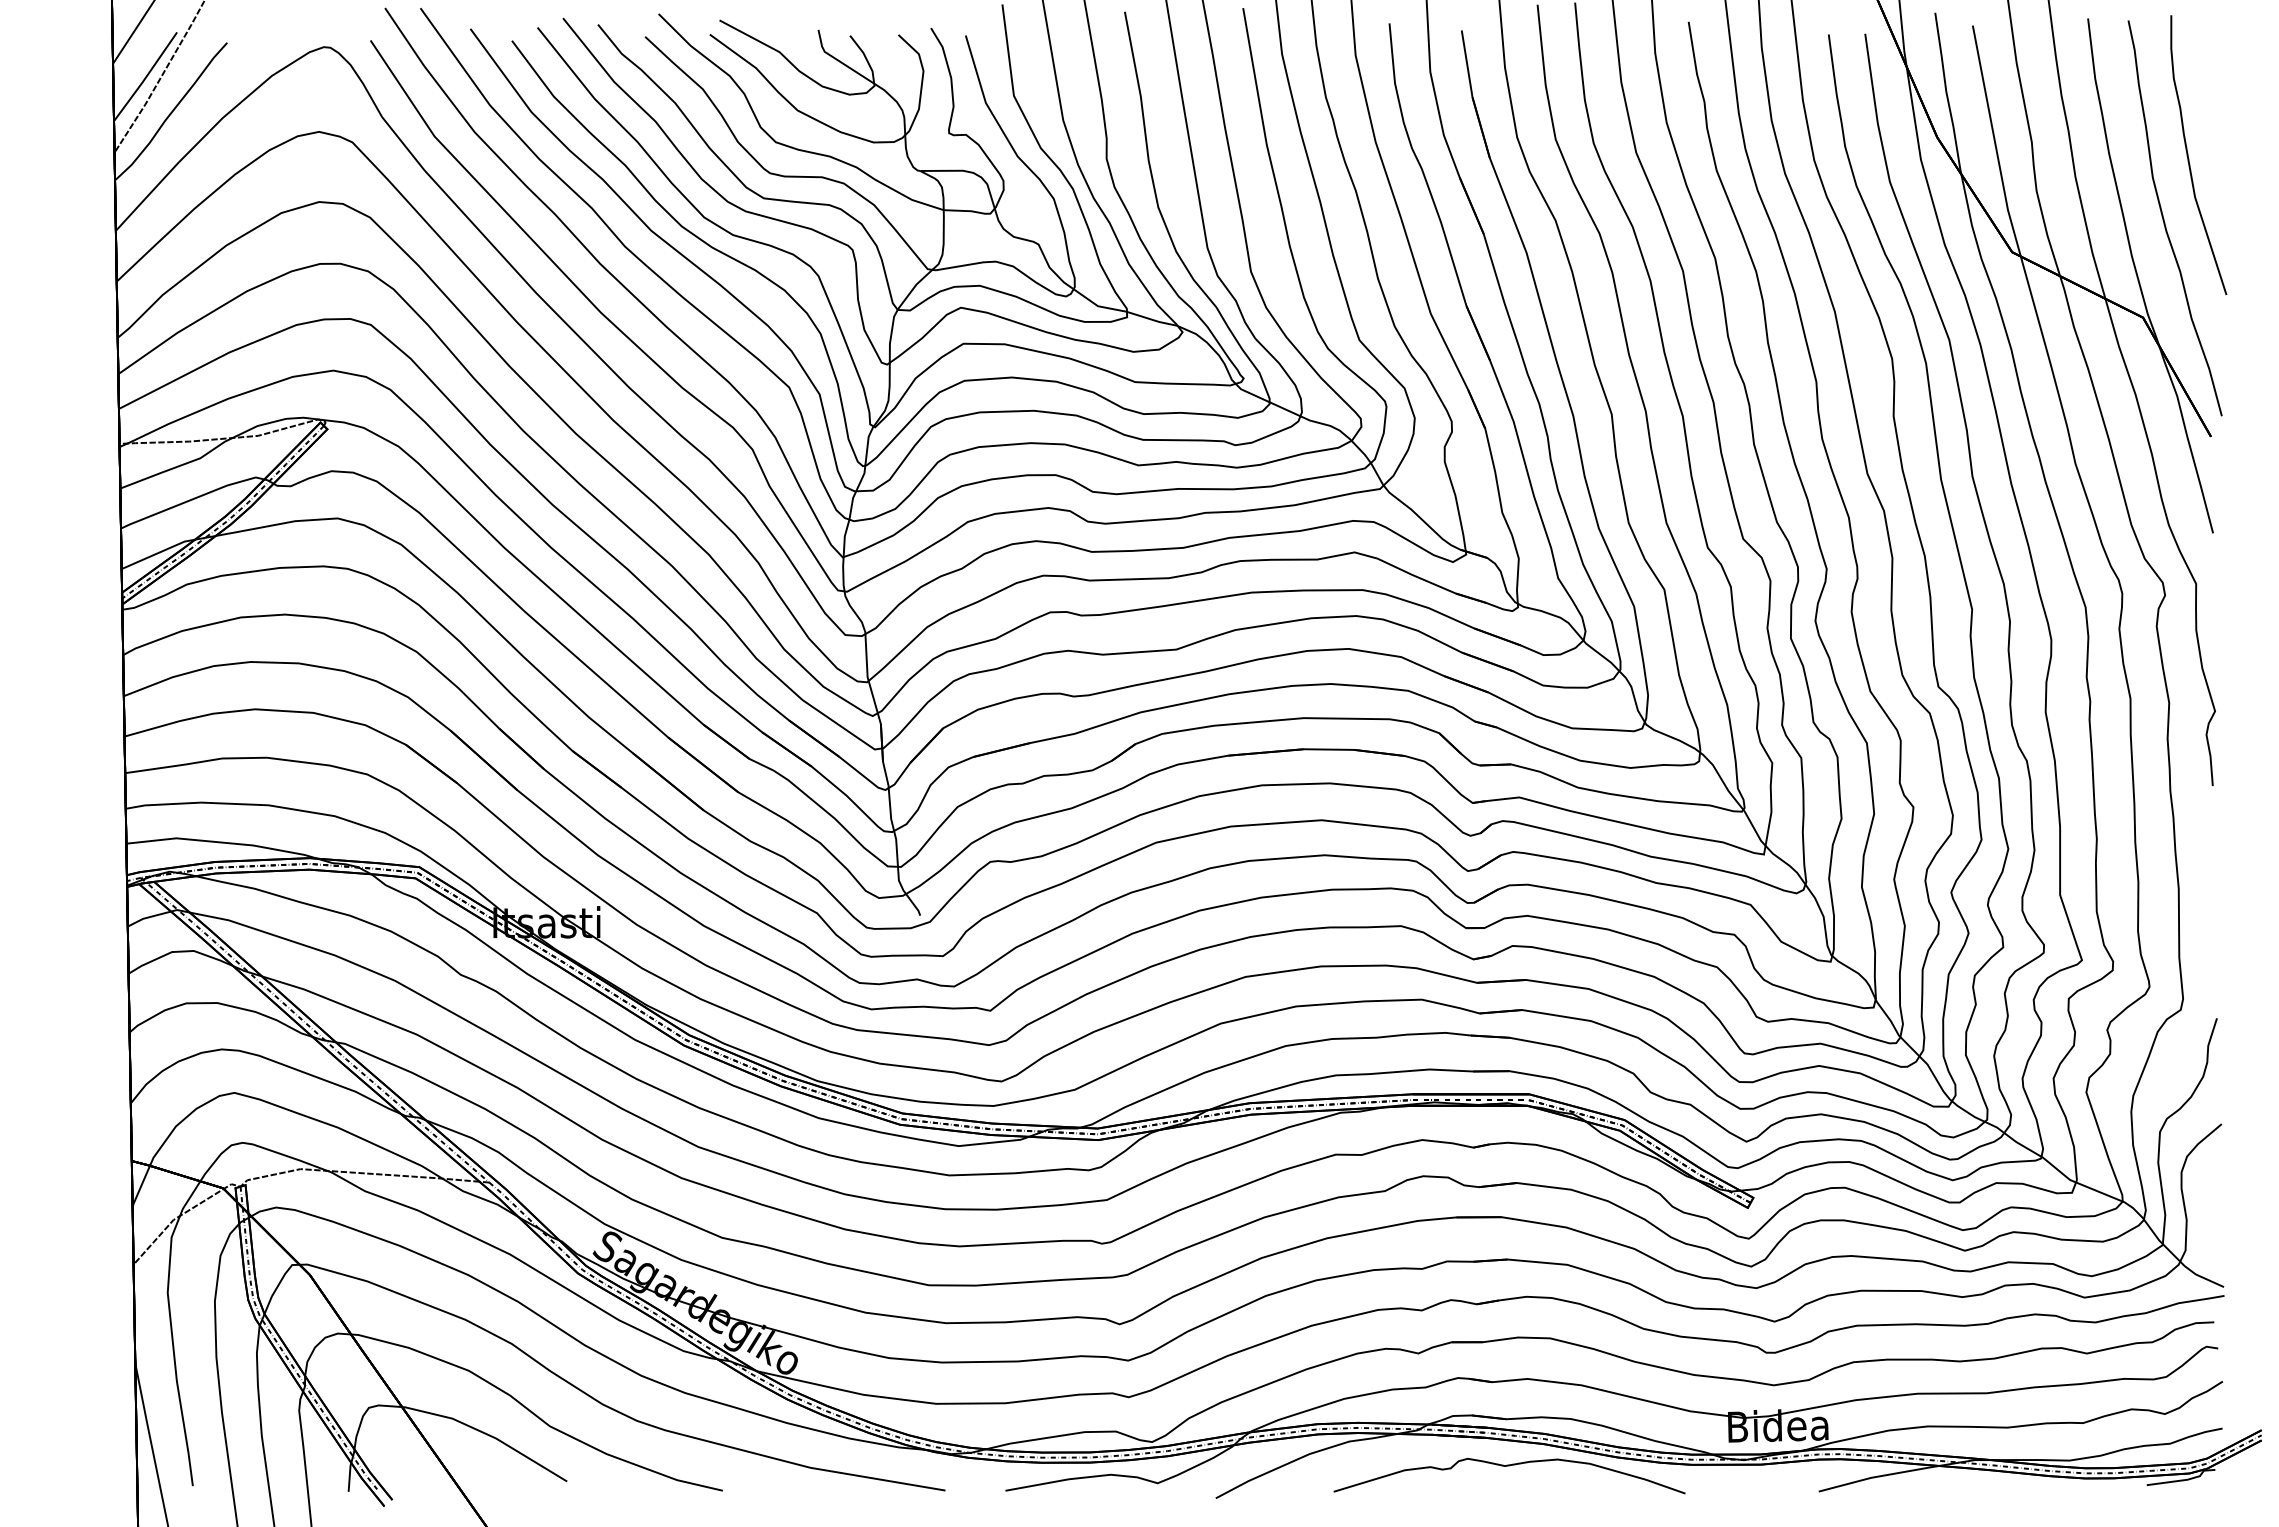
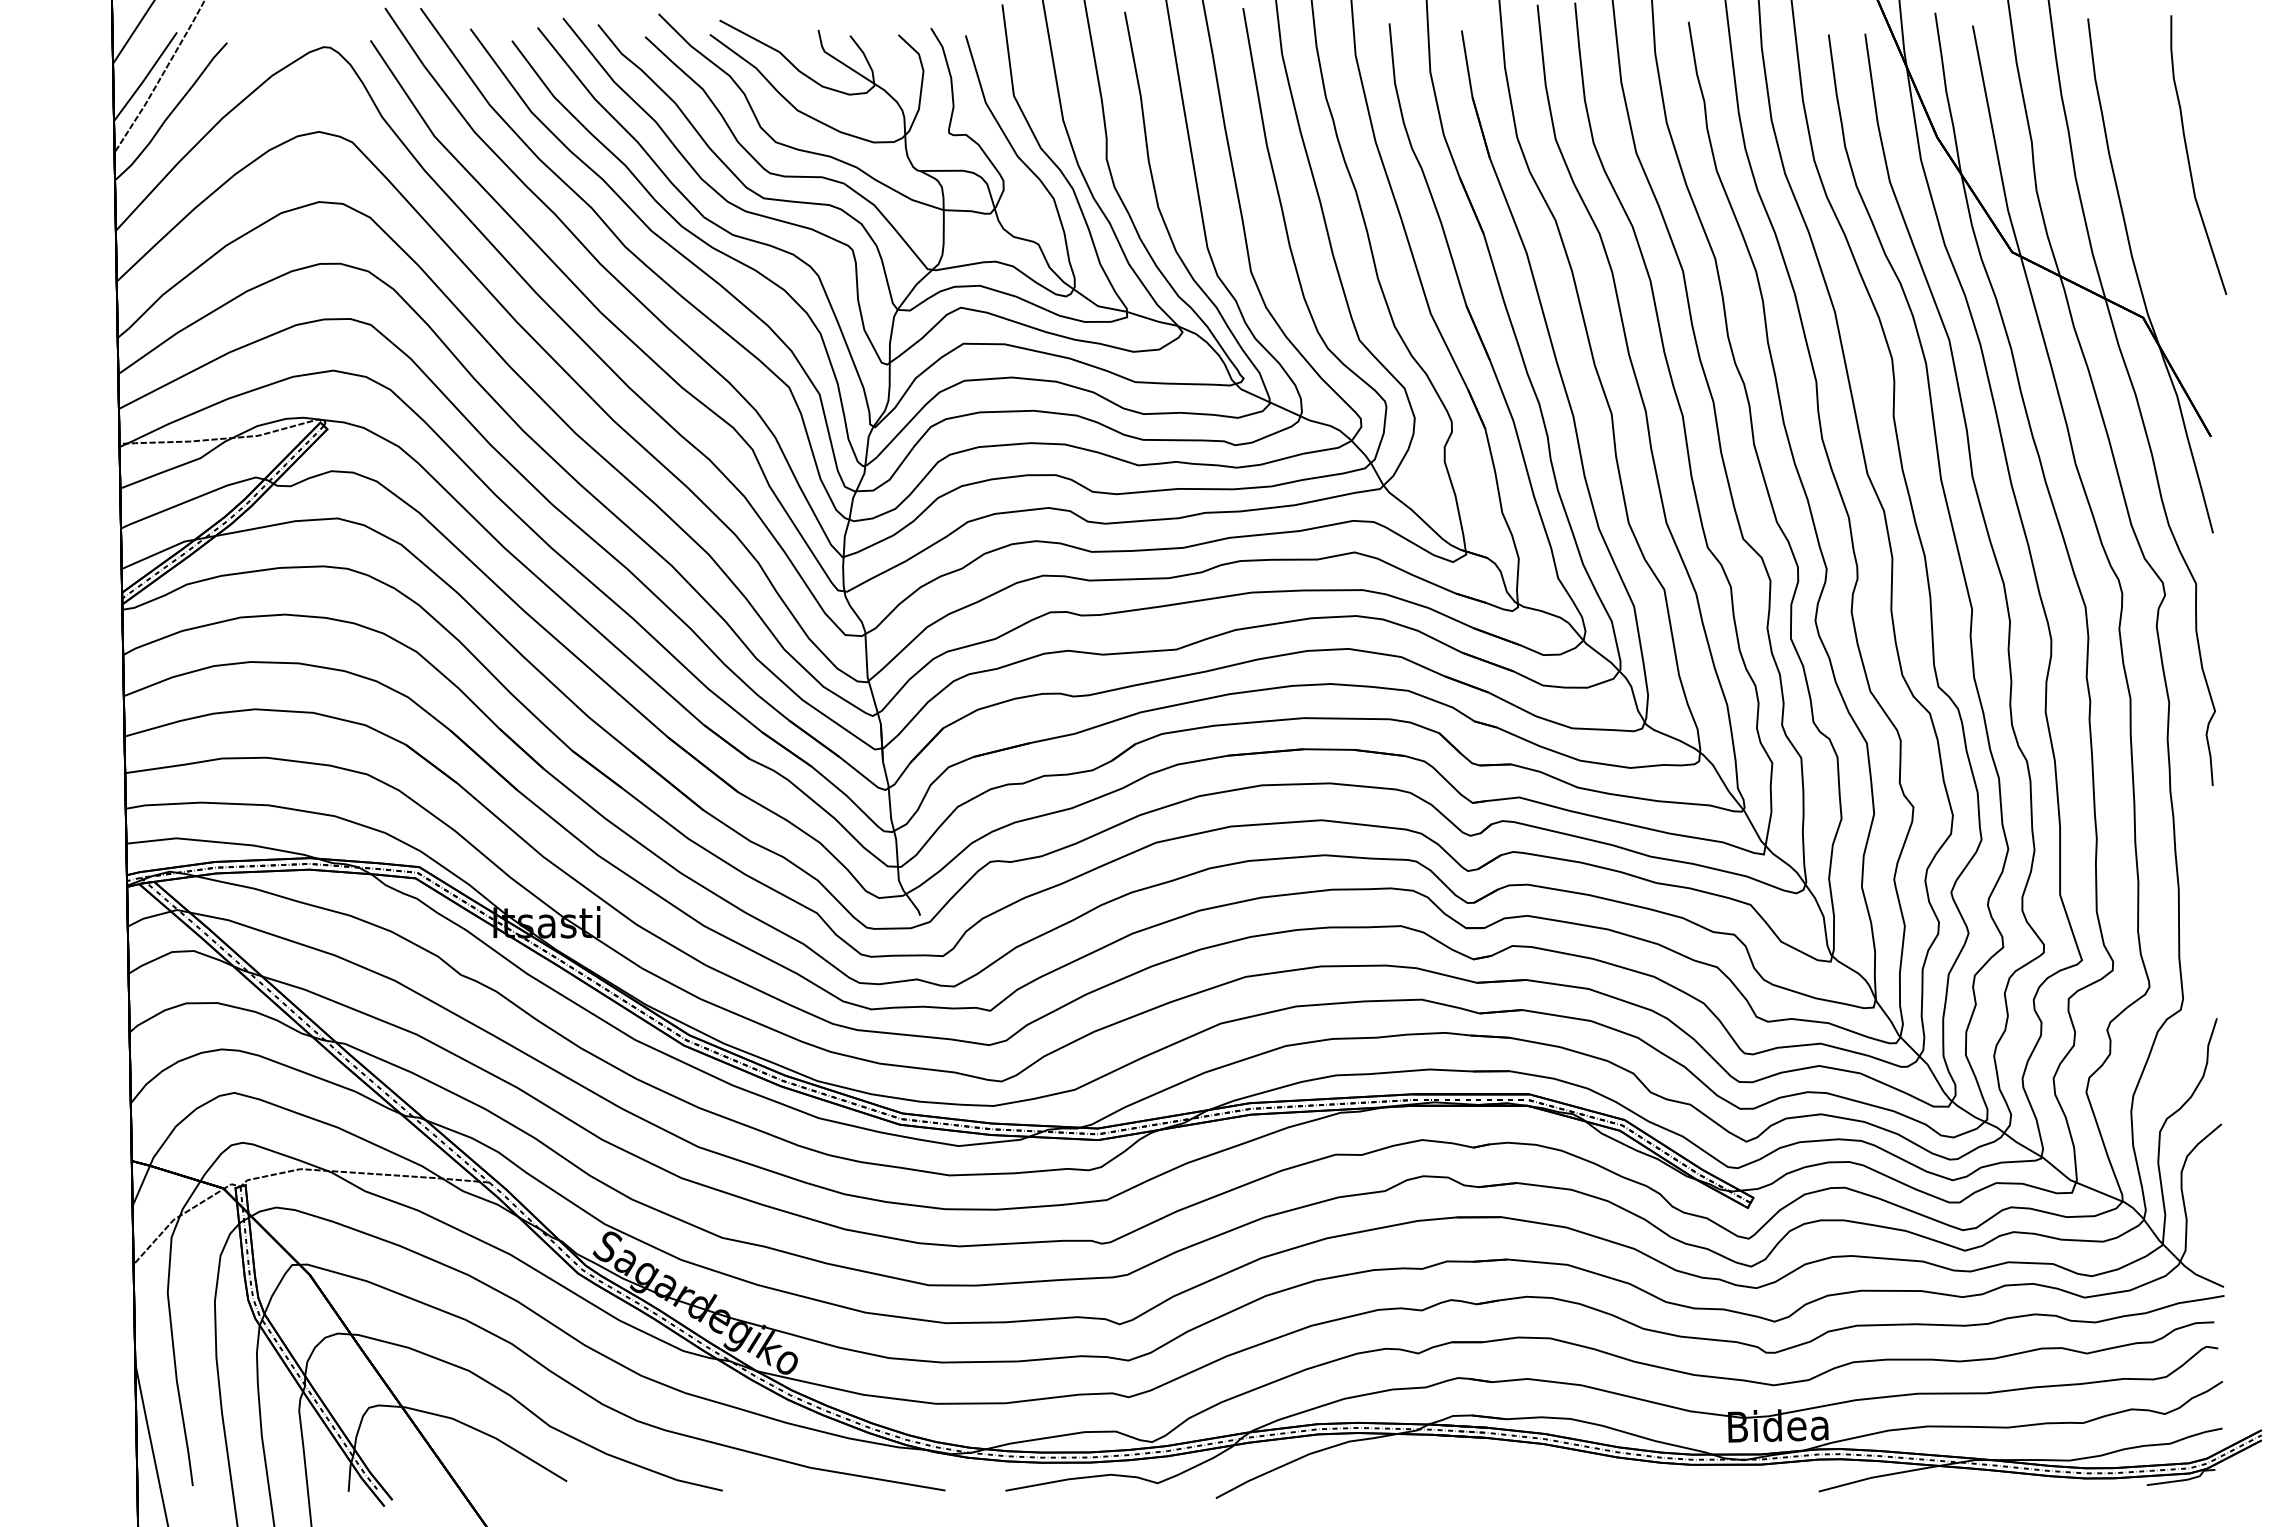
curve: present -> none (2165, 222)
curve: present -> none (1509, 1466)
